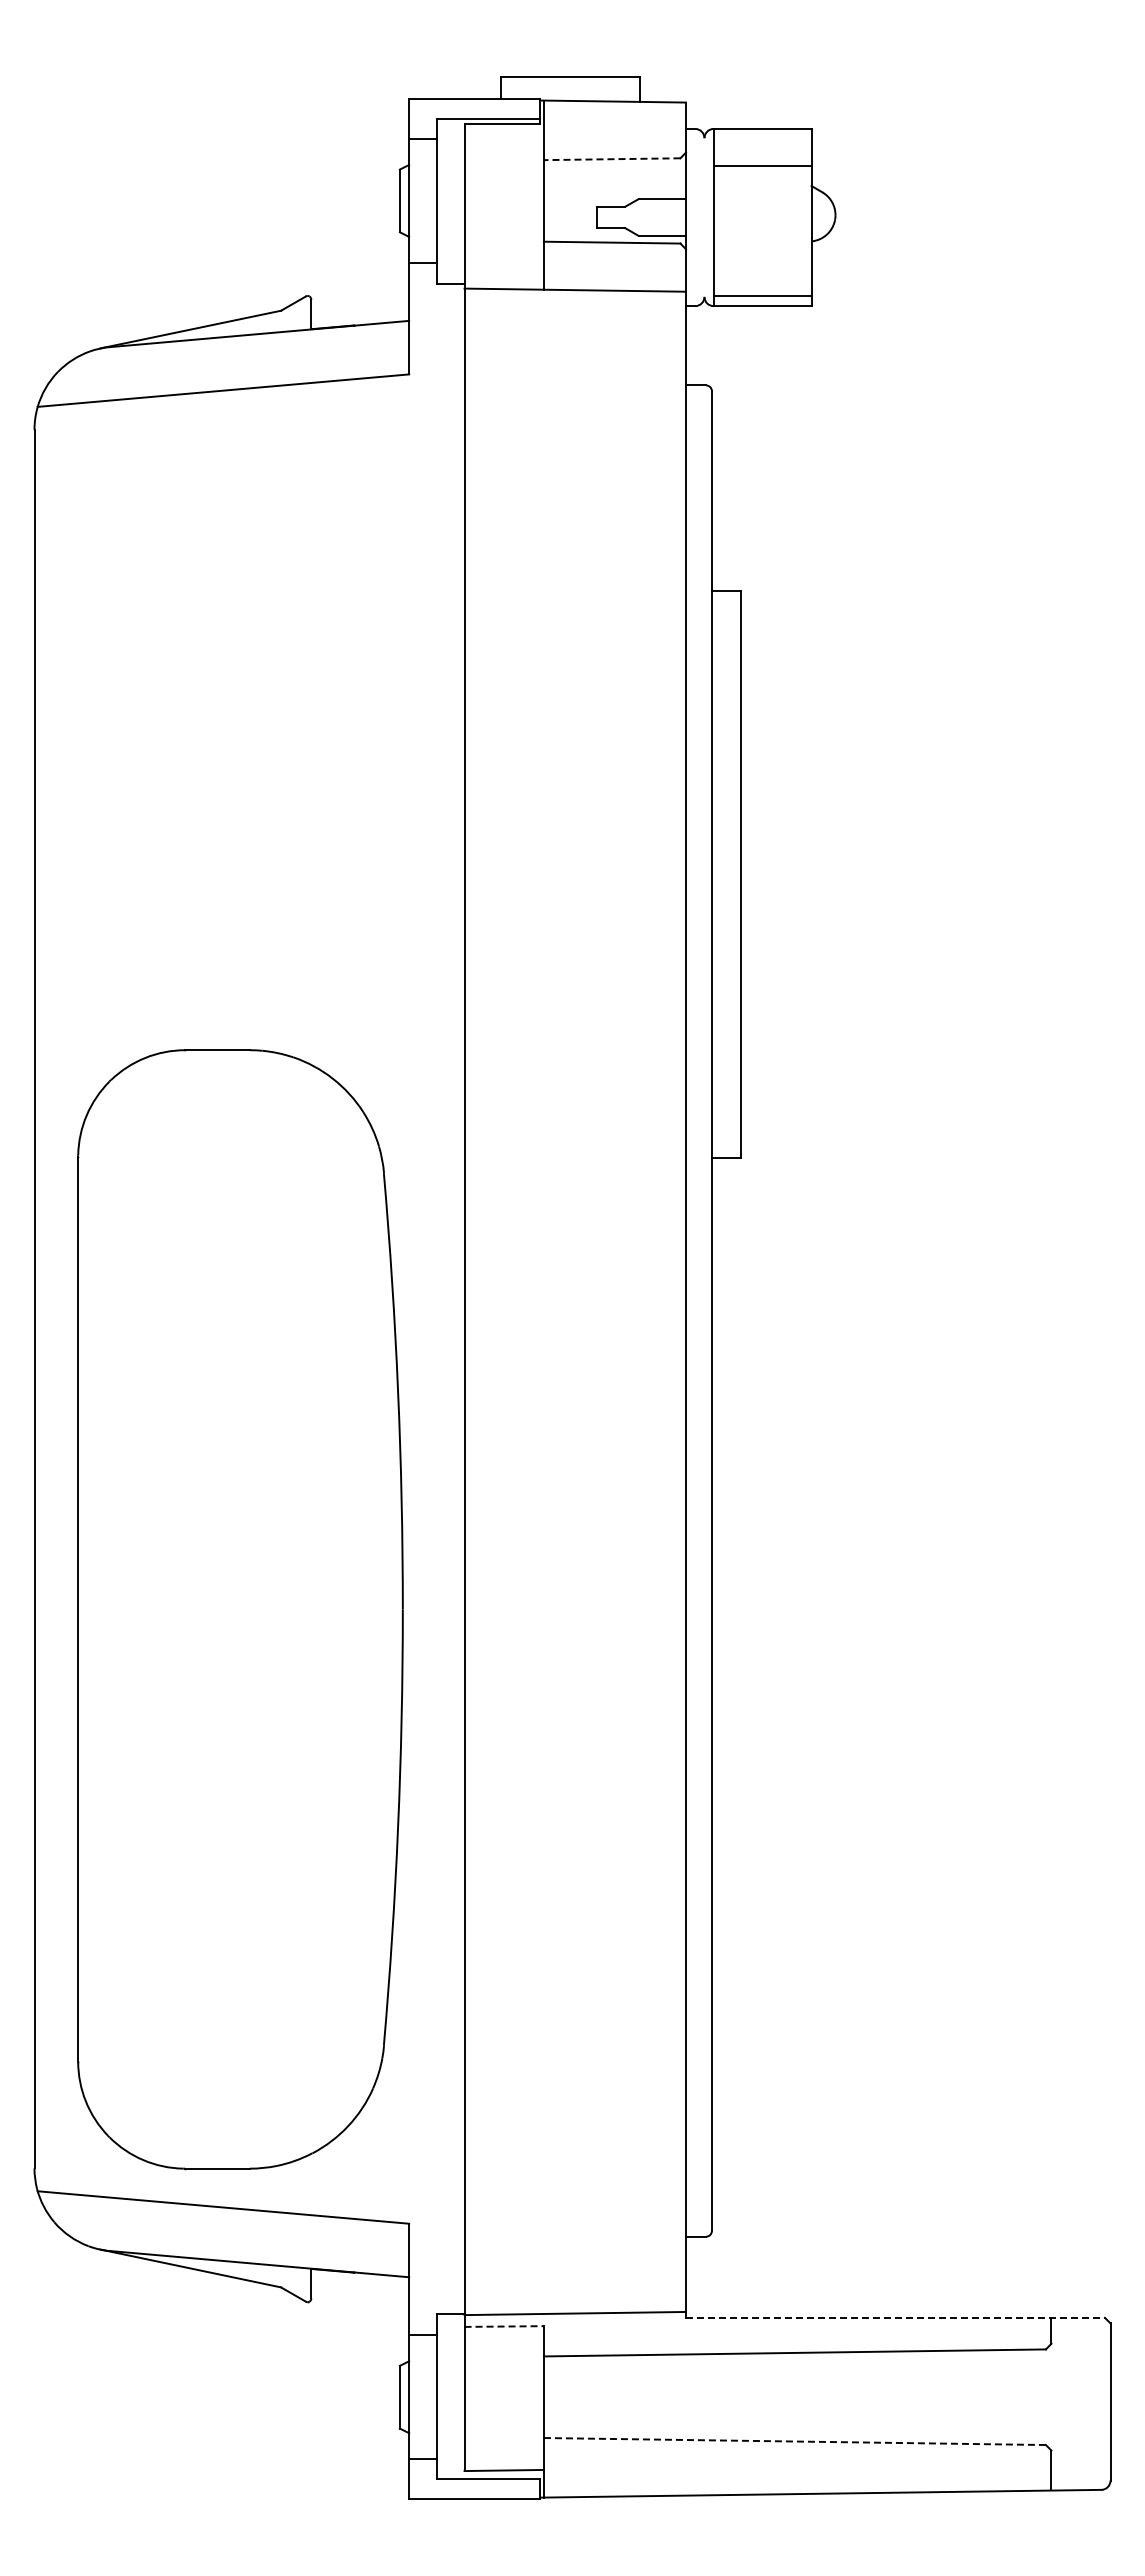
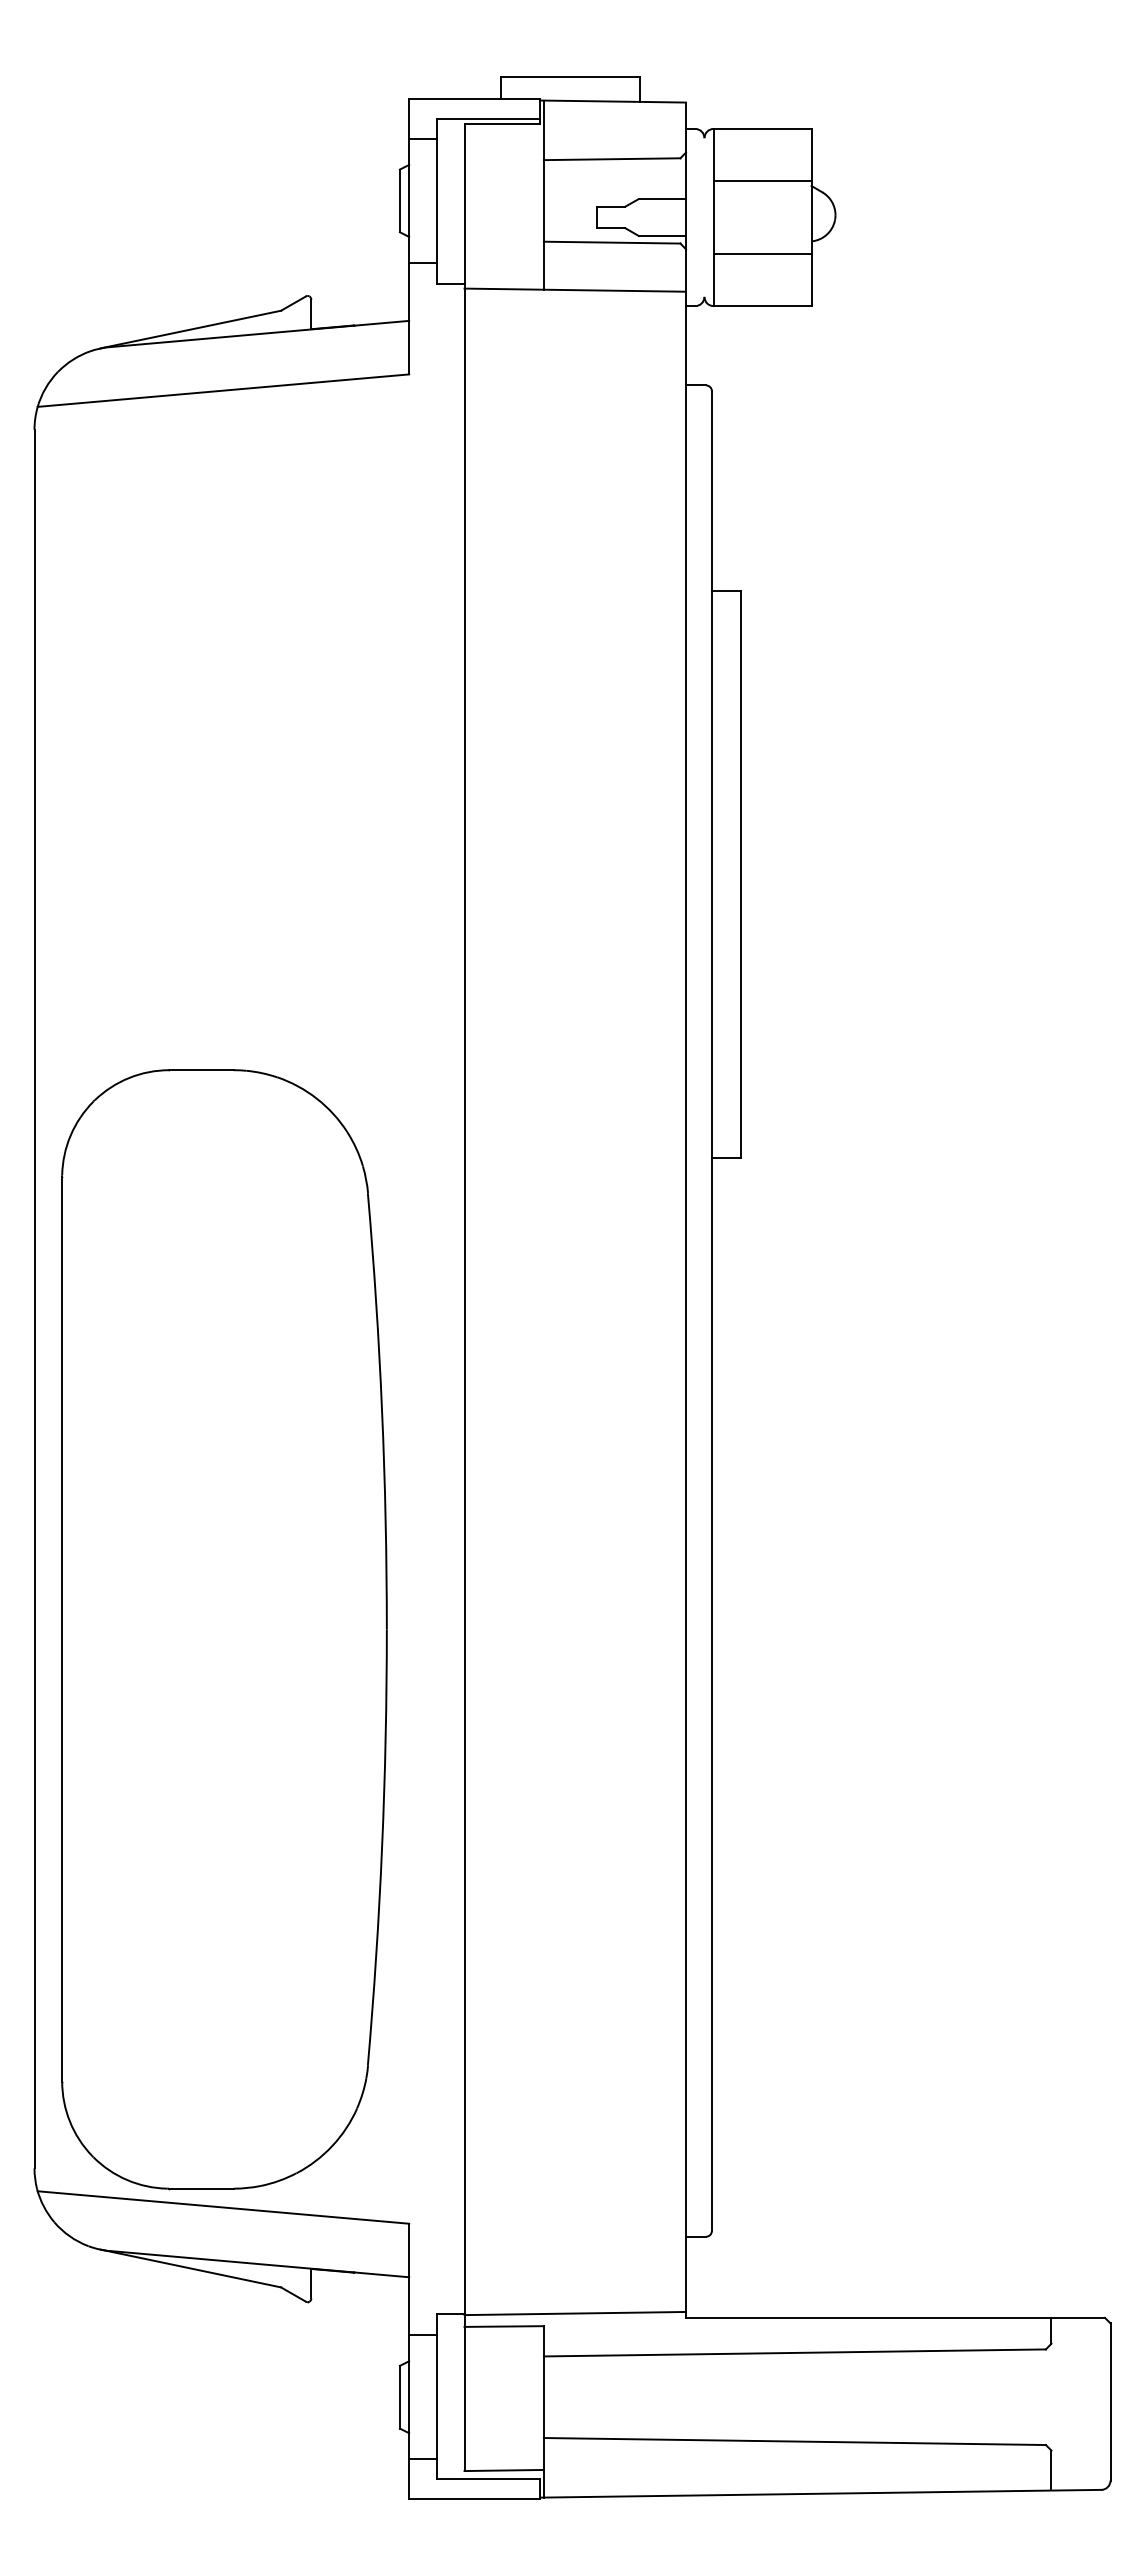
line: dashed -> solid (611, 159)
line position: (762, 165) -> (762, 180) (762, 180)
line position: (762, 296) -> (762, 254) (762, 254)
part position: (240, 1609) -> (224, 1629) (224, 1629)
line: dashed -> solid (895, 2317)
line: dashed -> solid (504, 2326)
line: dashed -> solid (794, 2441)
